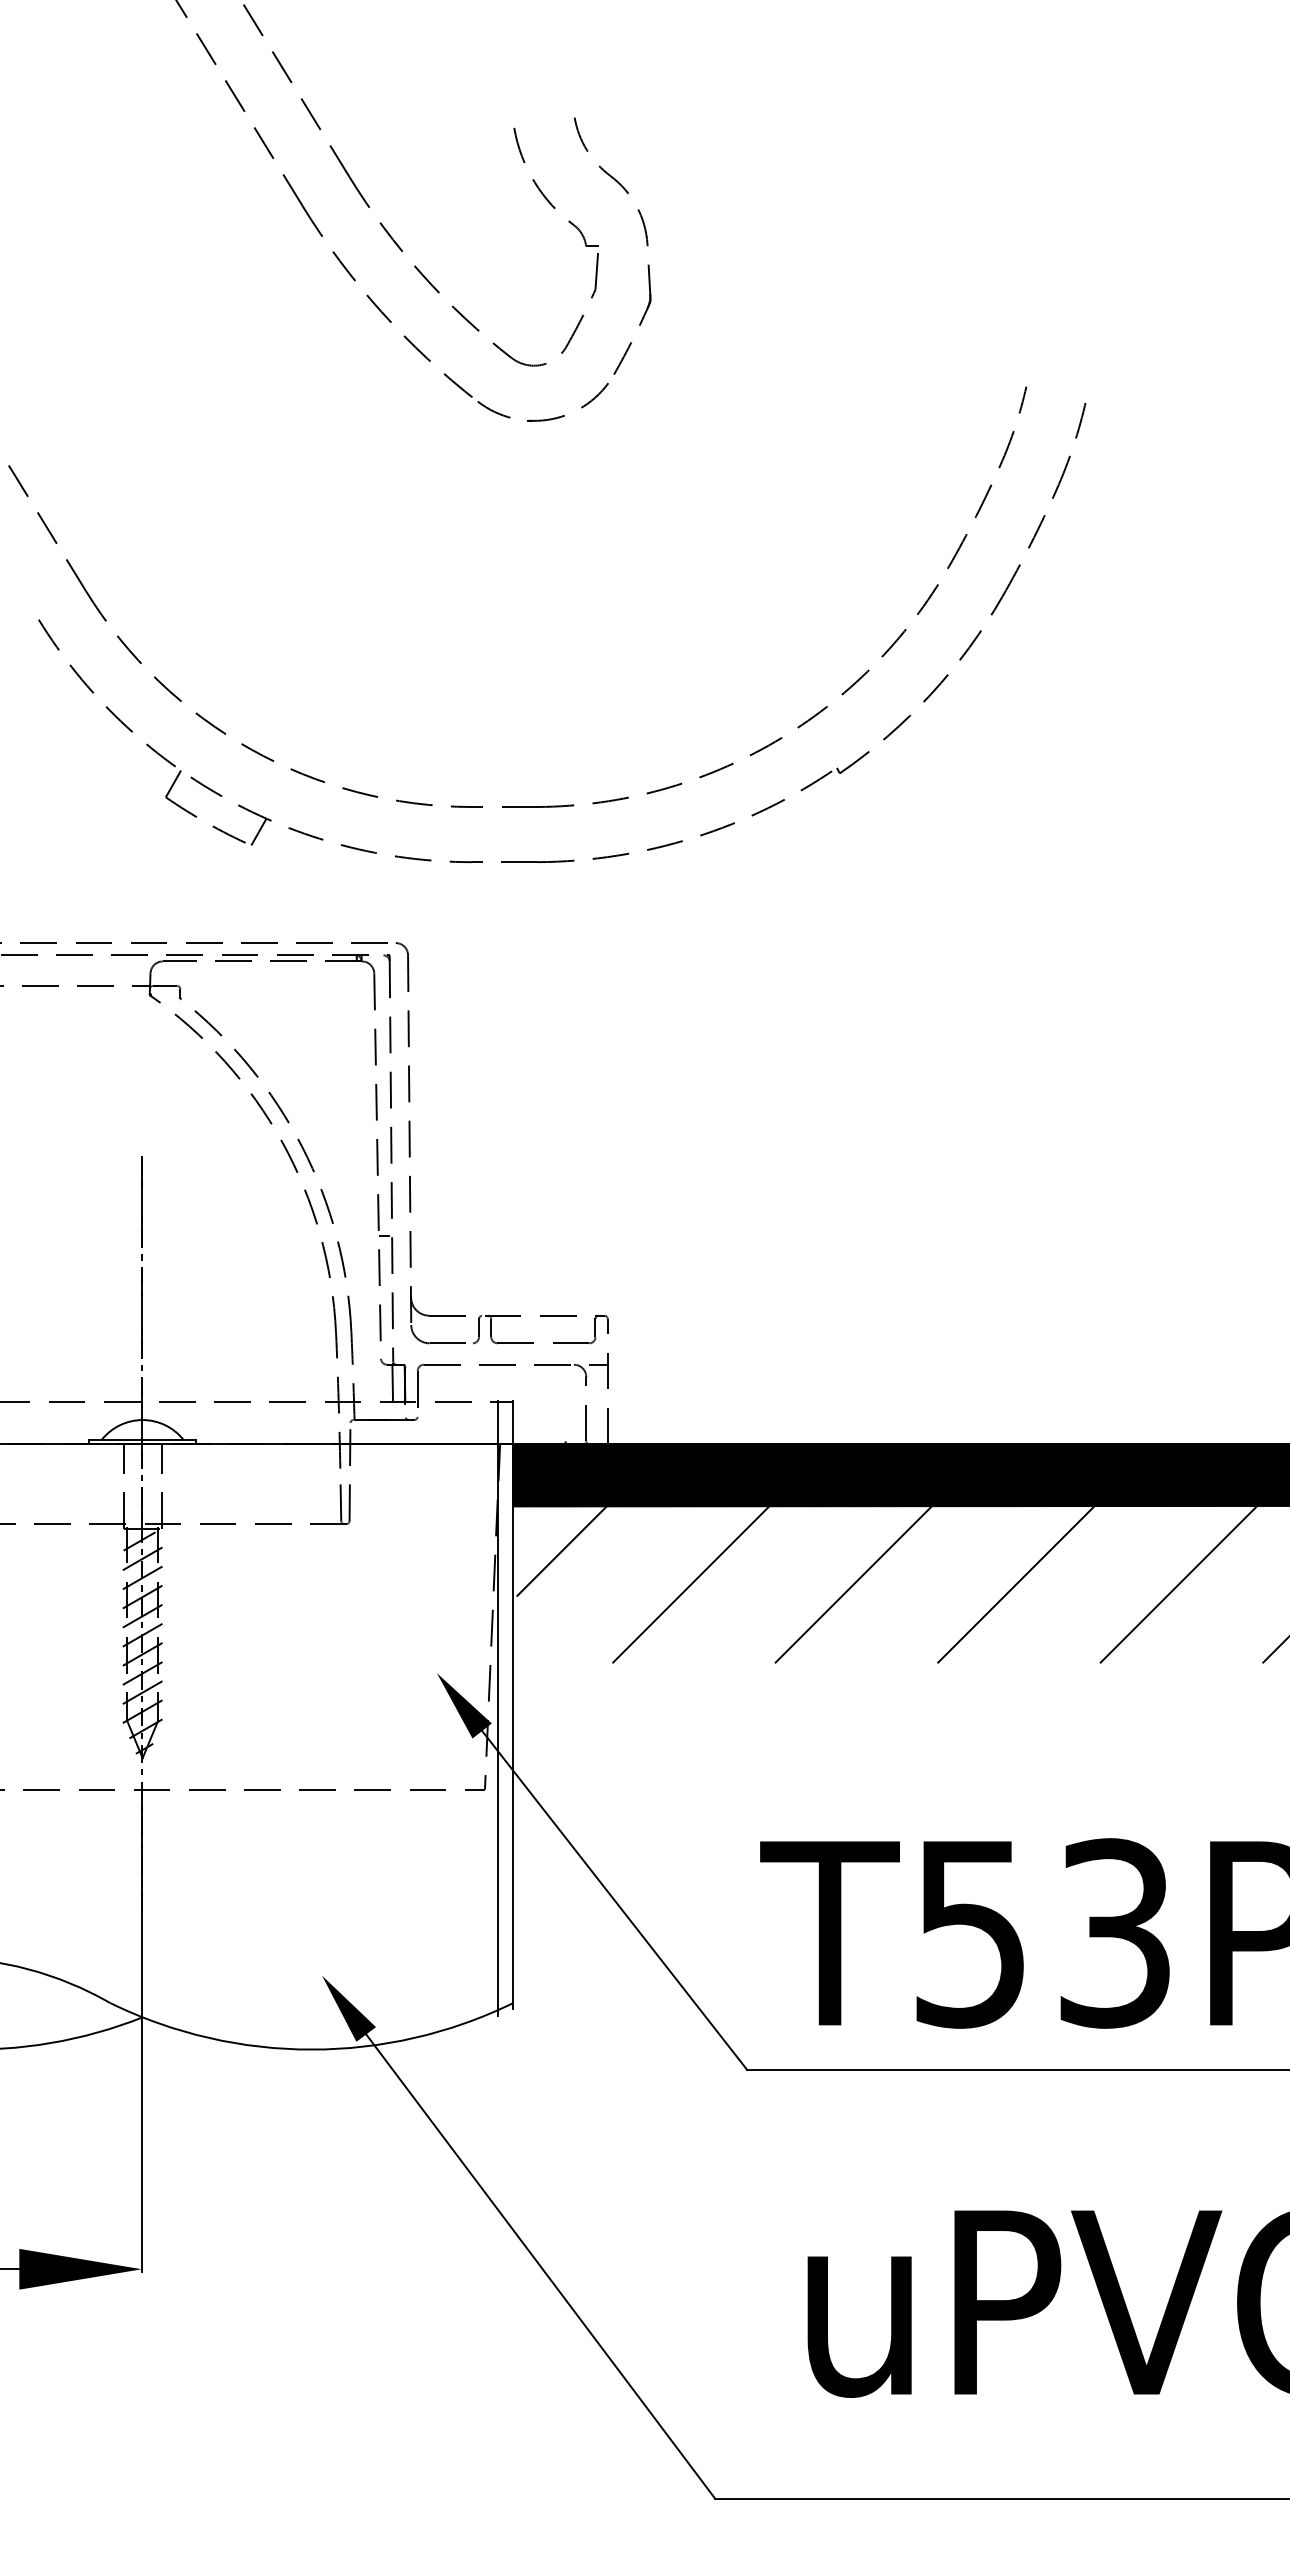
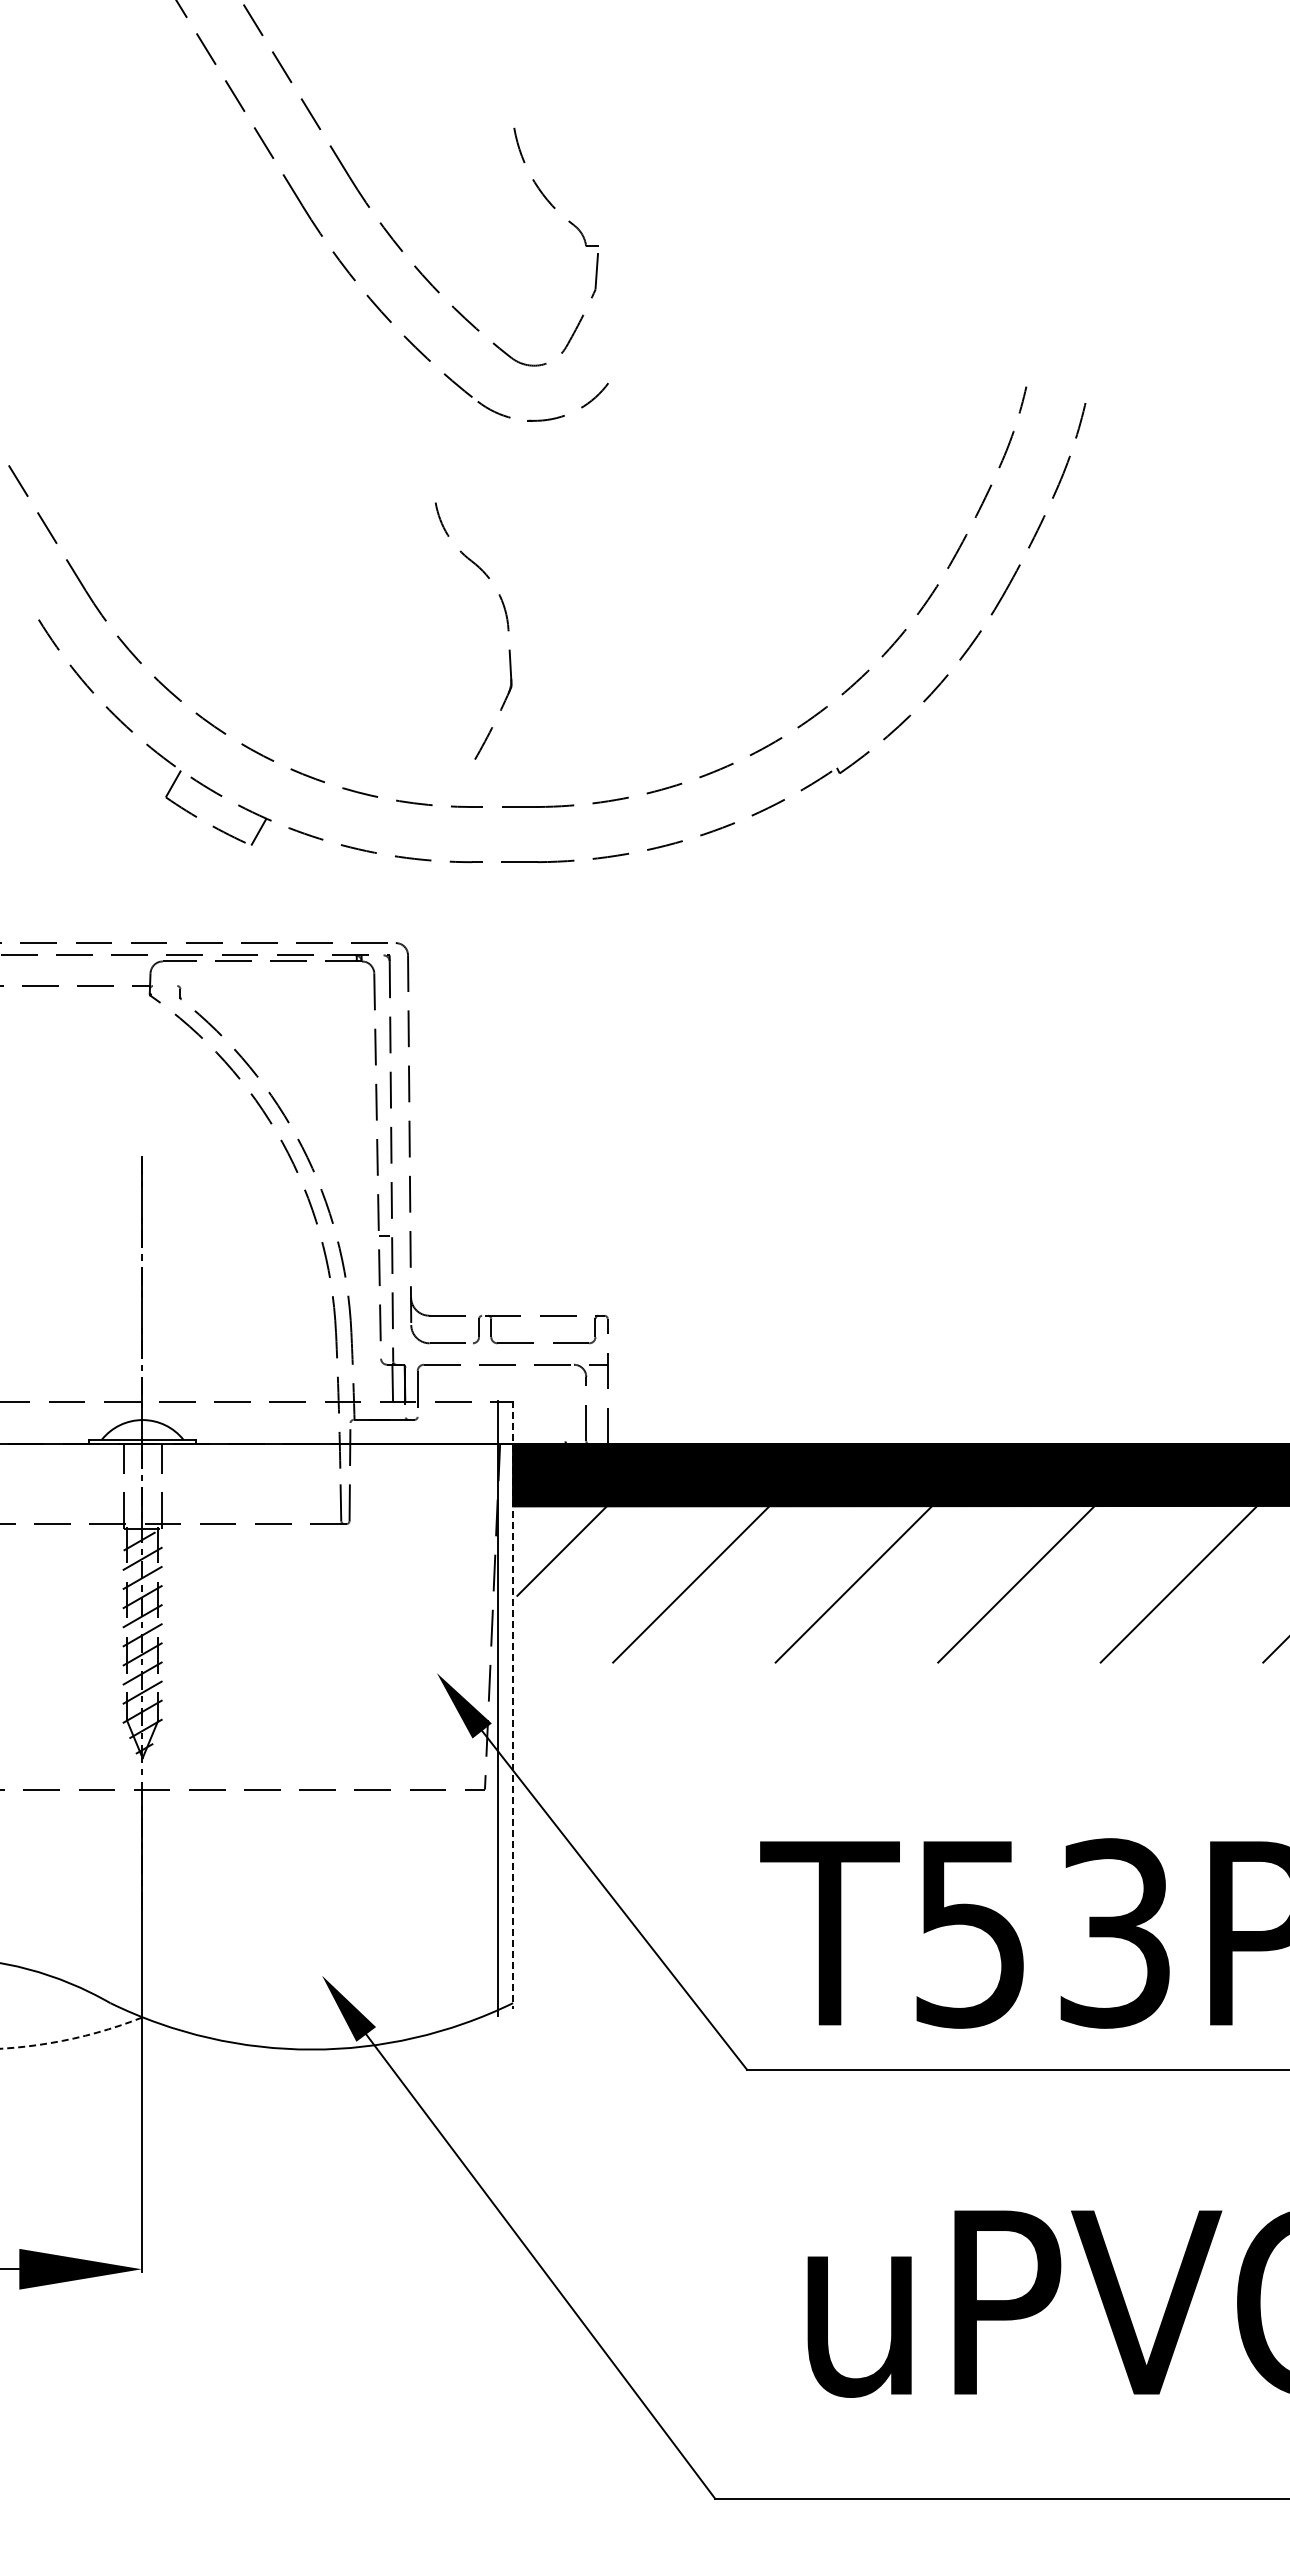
part position: (645, 237) -> (506, 622) (506, 622)
line: present -> none (165, 986)
line: solid -> dashed (513, 1705)
arc: solid -> dashed (73, 2038)
